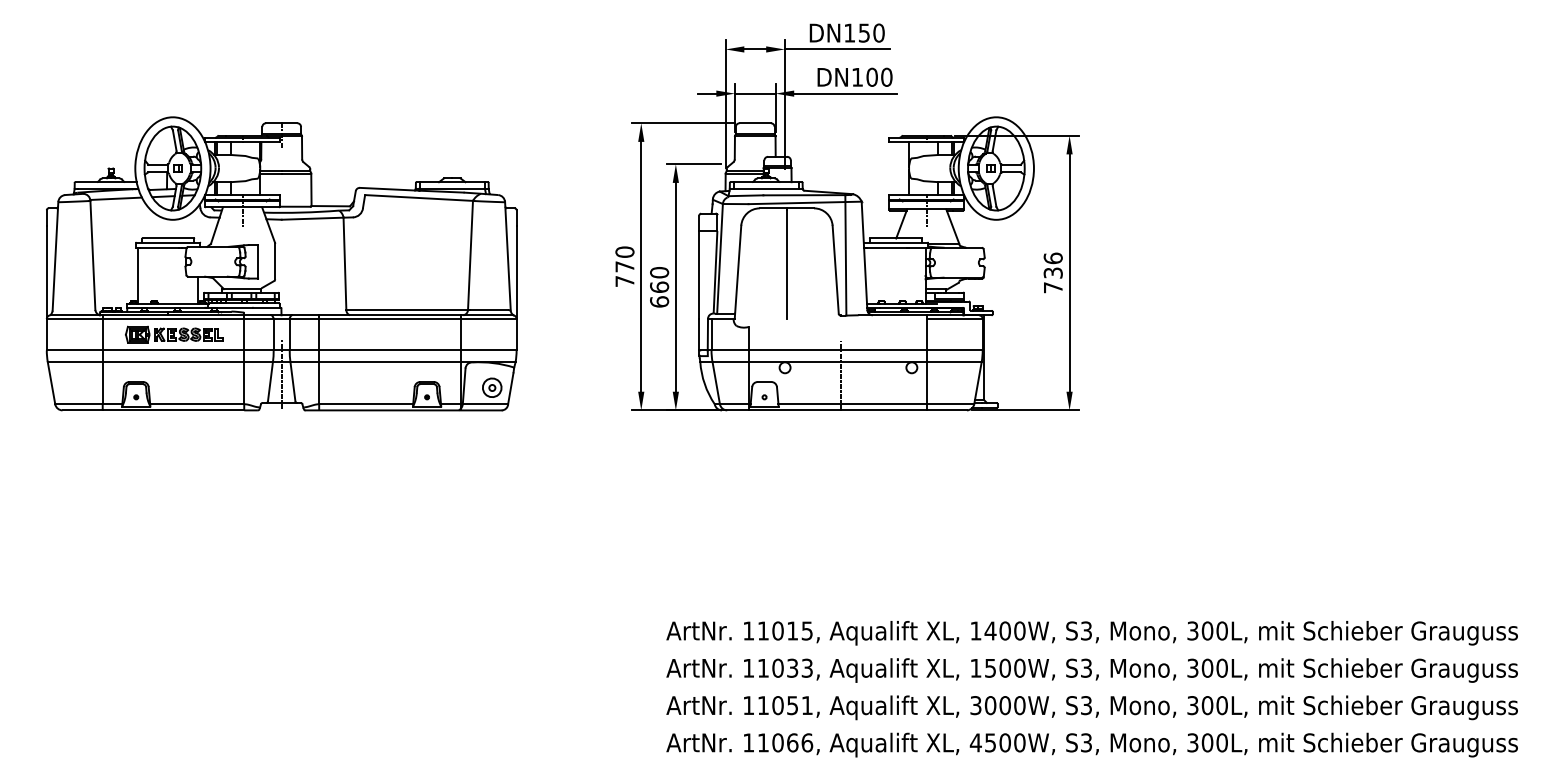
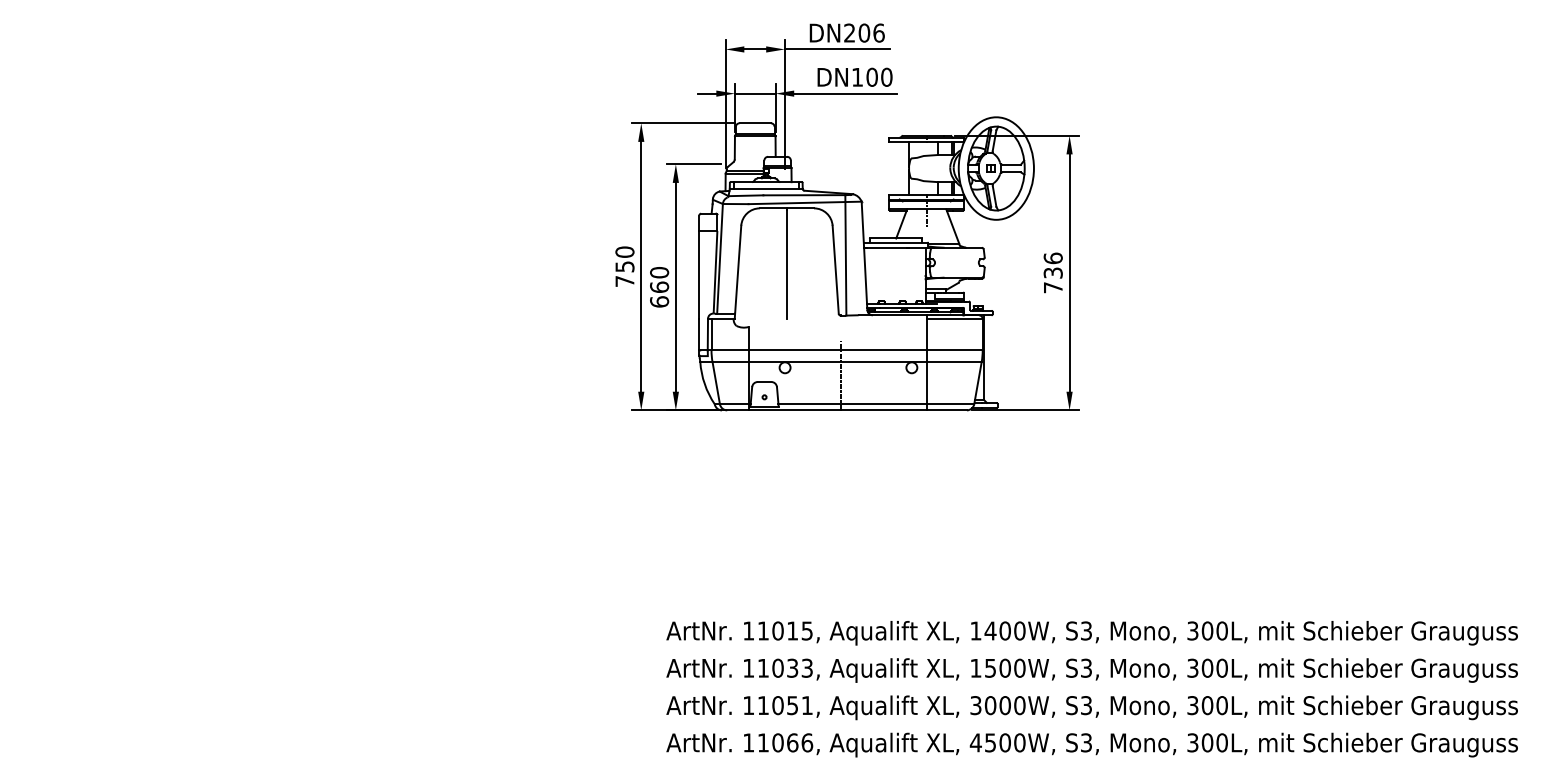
text: DN150 -> DN206 (864, 32)
part: present -> none (281, 263)
text: 770 -> 750 (624, 266)
